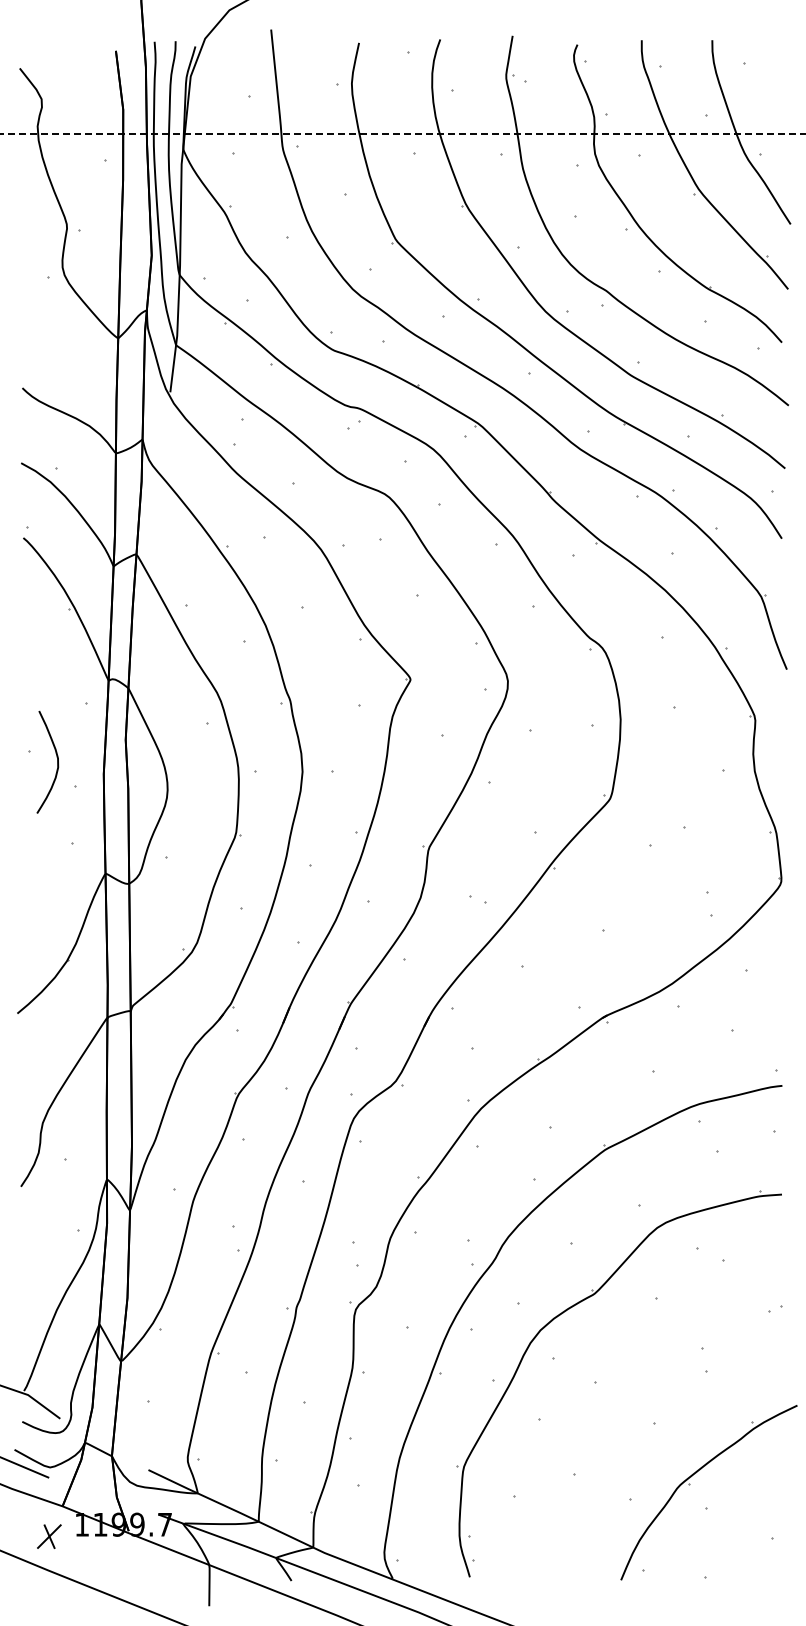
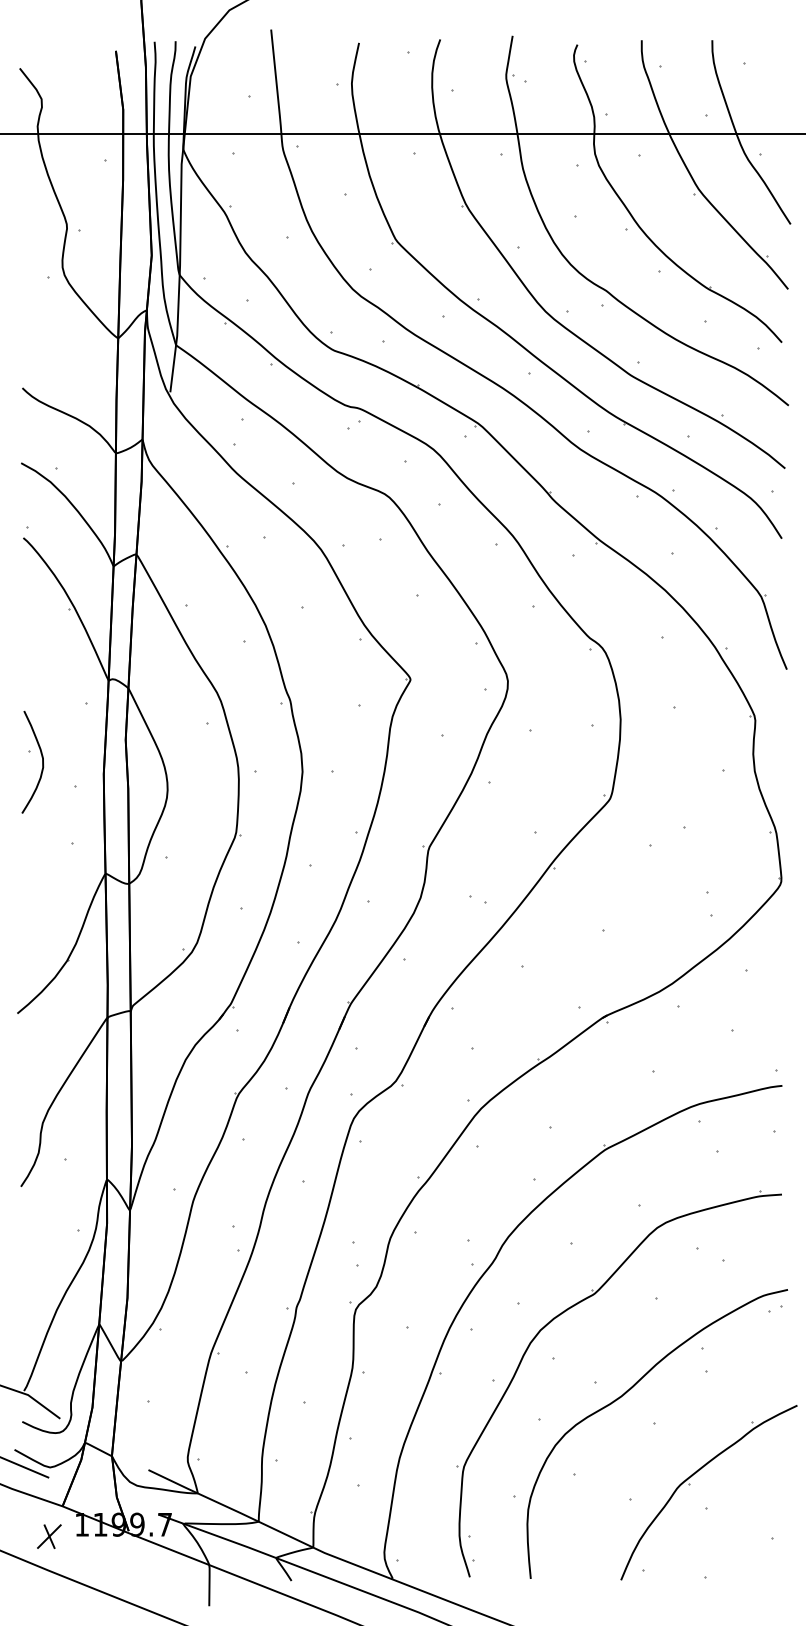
line: dashed -> solid (403, 134)
curve position: (56, 757) -> (41, 757) (41, 757)
curve: none -> present (624, 1395)
